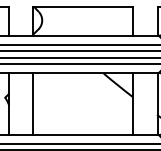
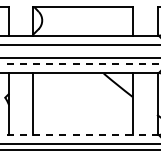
line: present -> none (79, 51)
line: solid -> dashed (80, 63)
line: solid -> dashed (78, 135)
